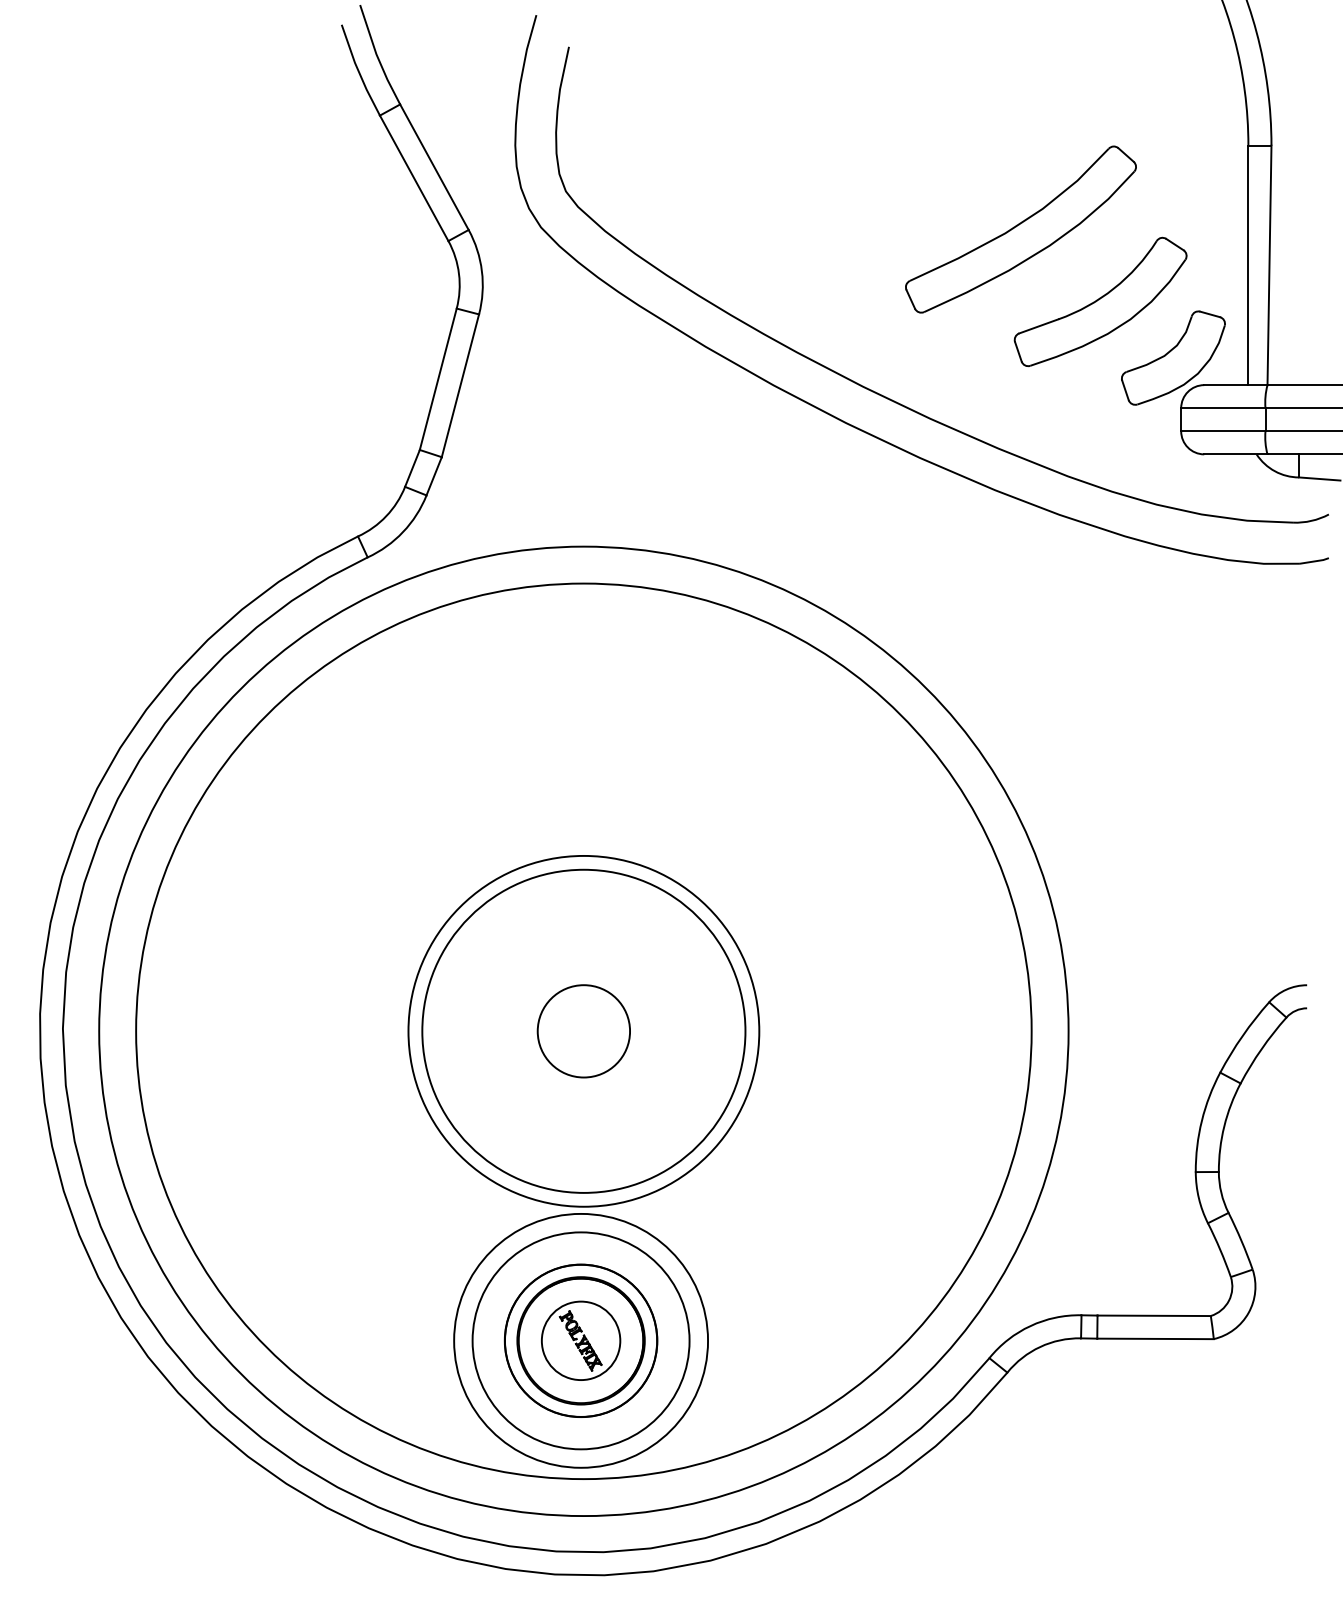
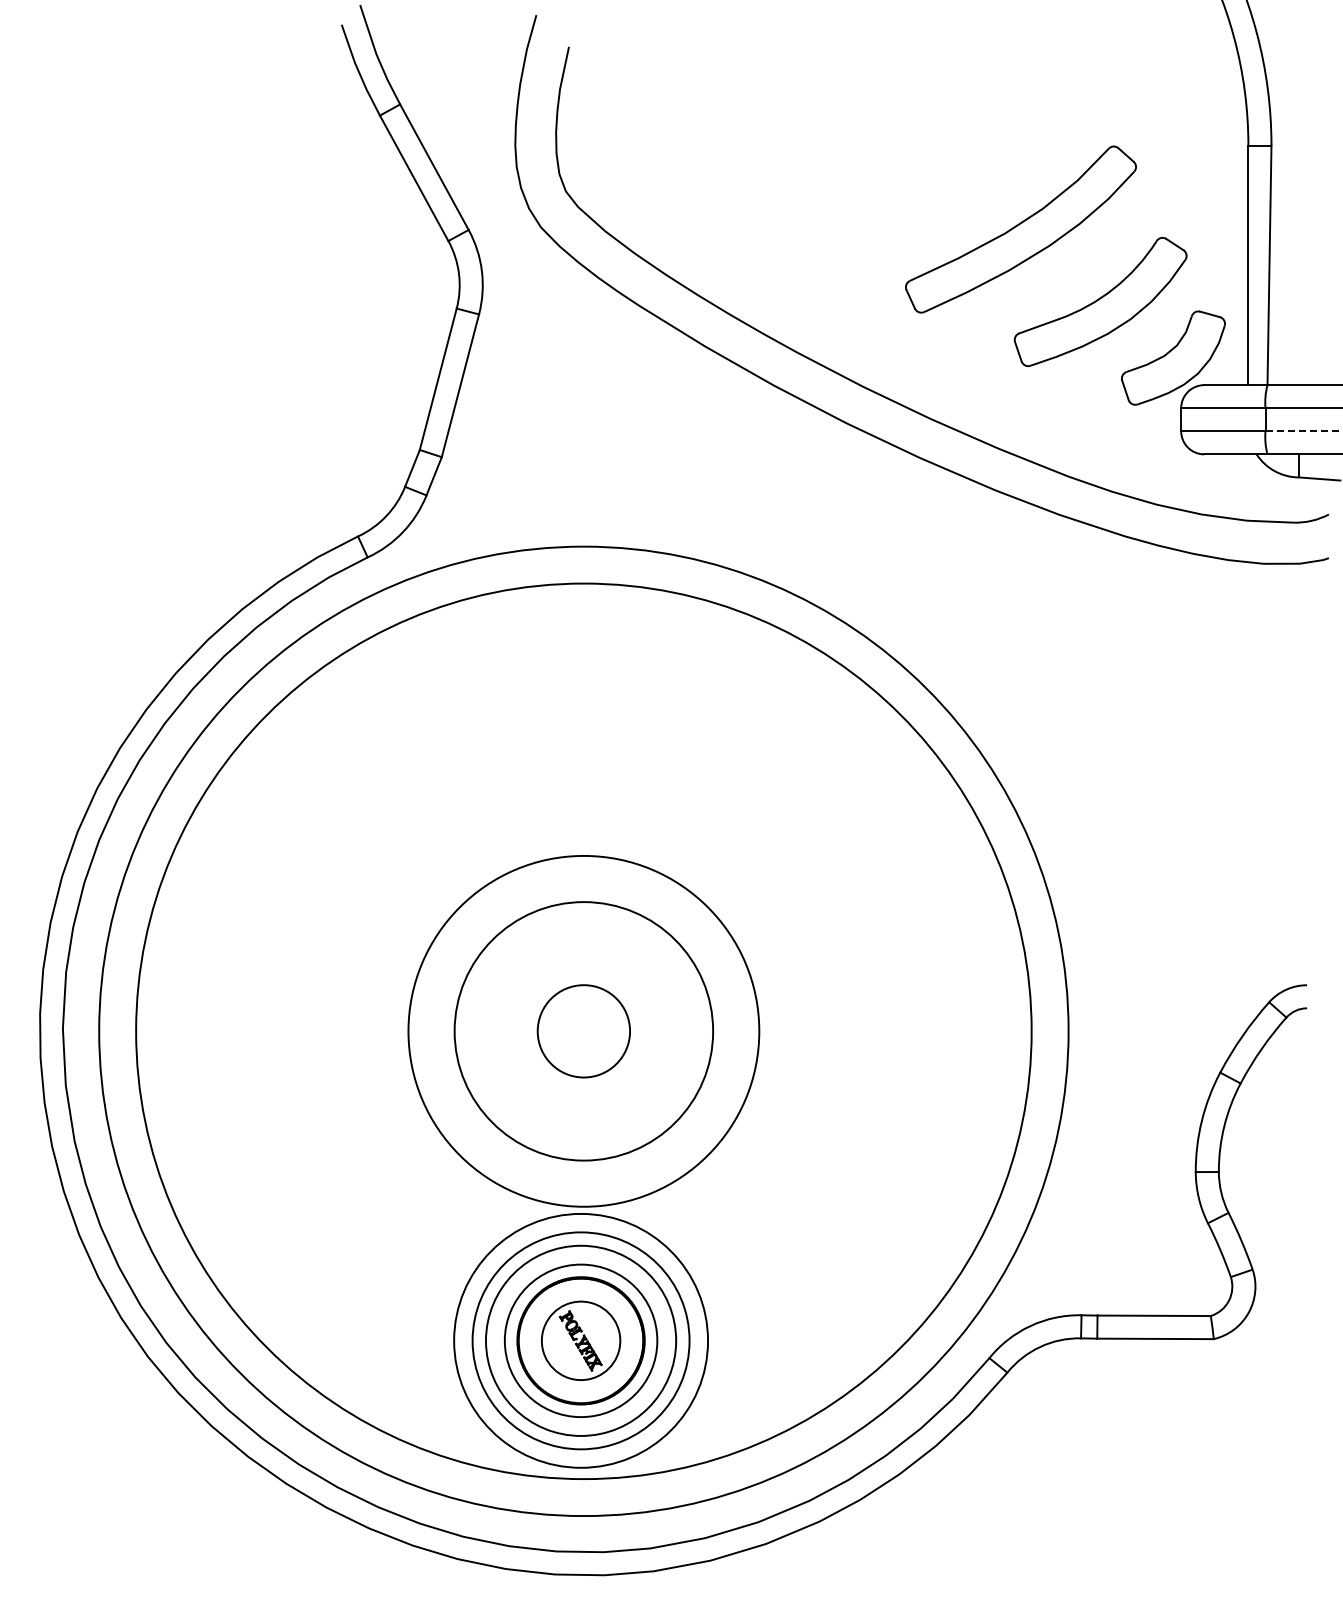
line: solid -> dashed (1304, 431)
circle diameter: 323 px -> 259 px (583, 1031)
circle diameter: 152 px -> 190 px (580, 1340)
